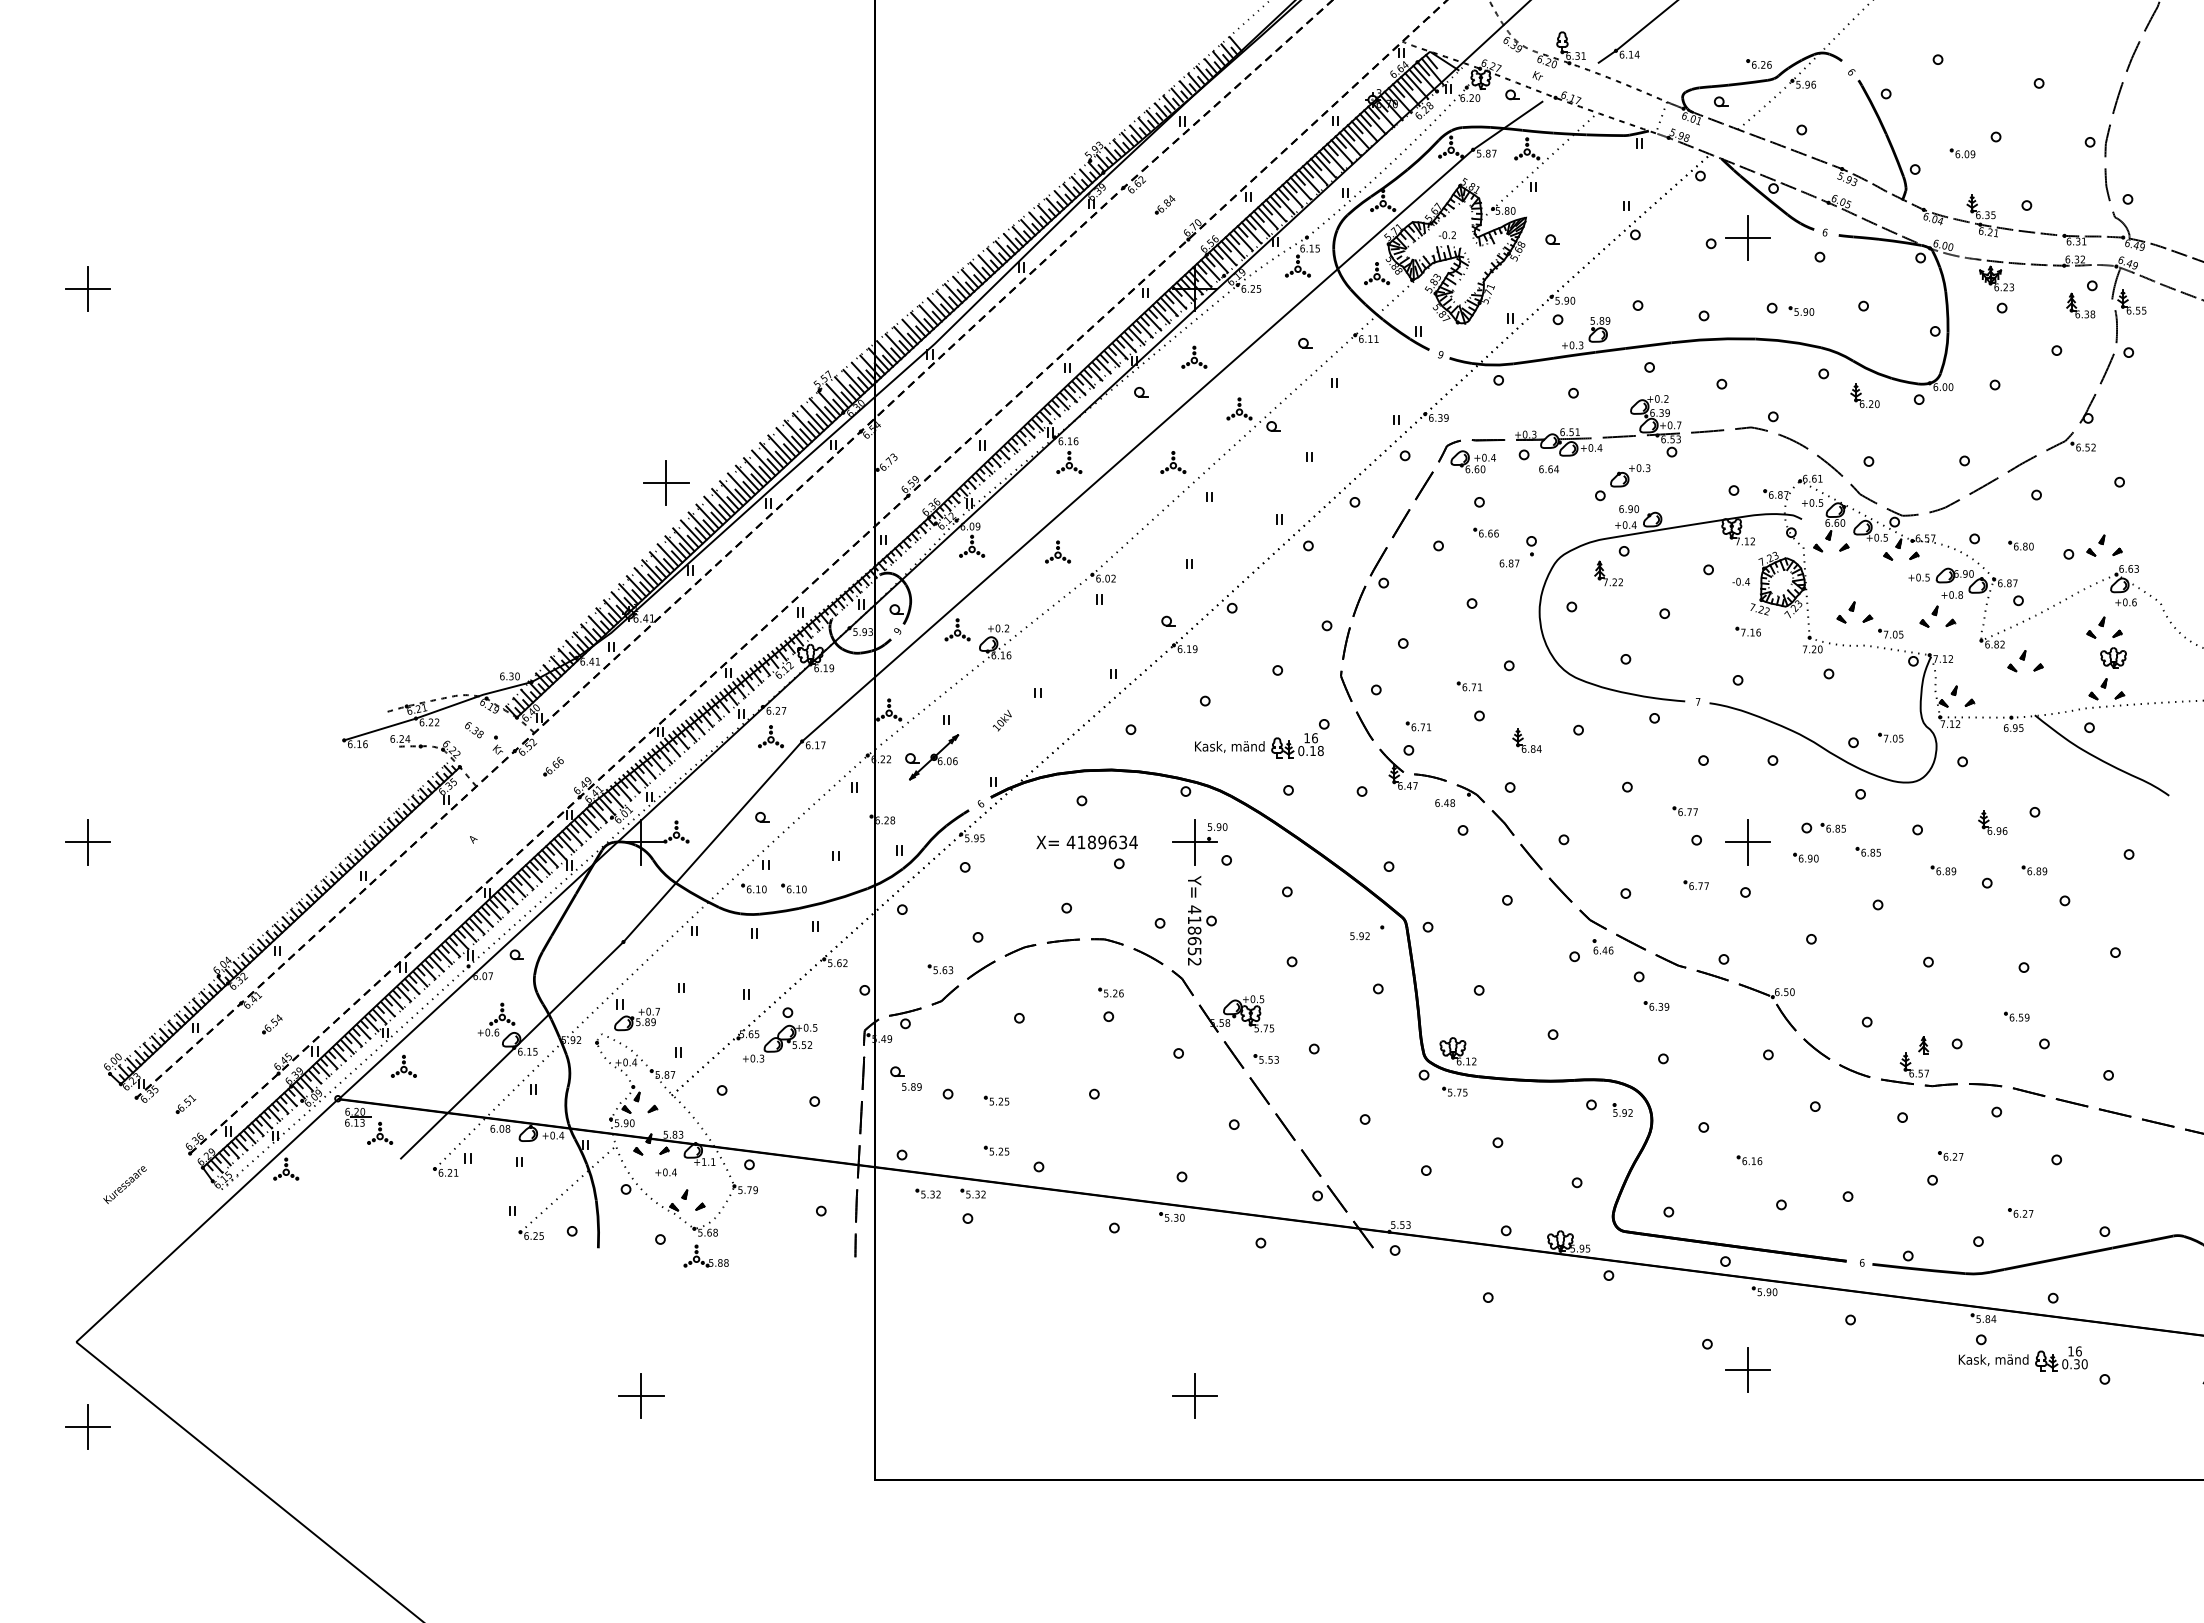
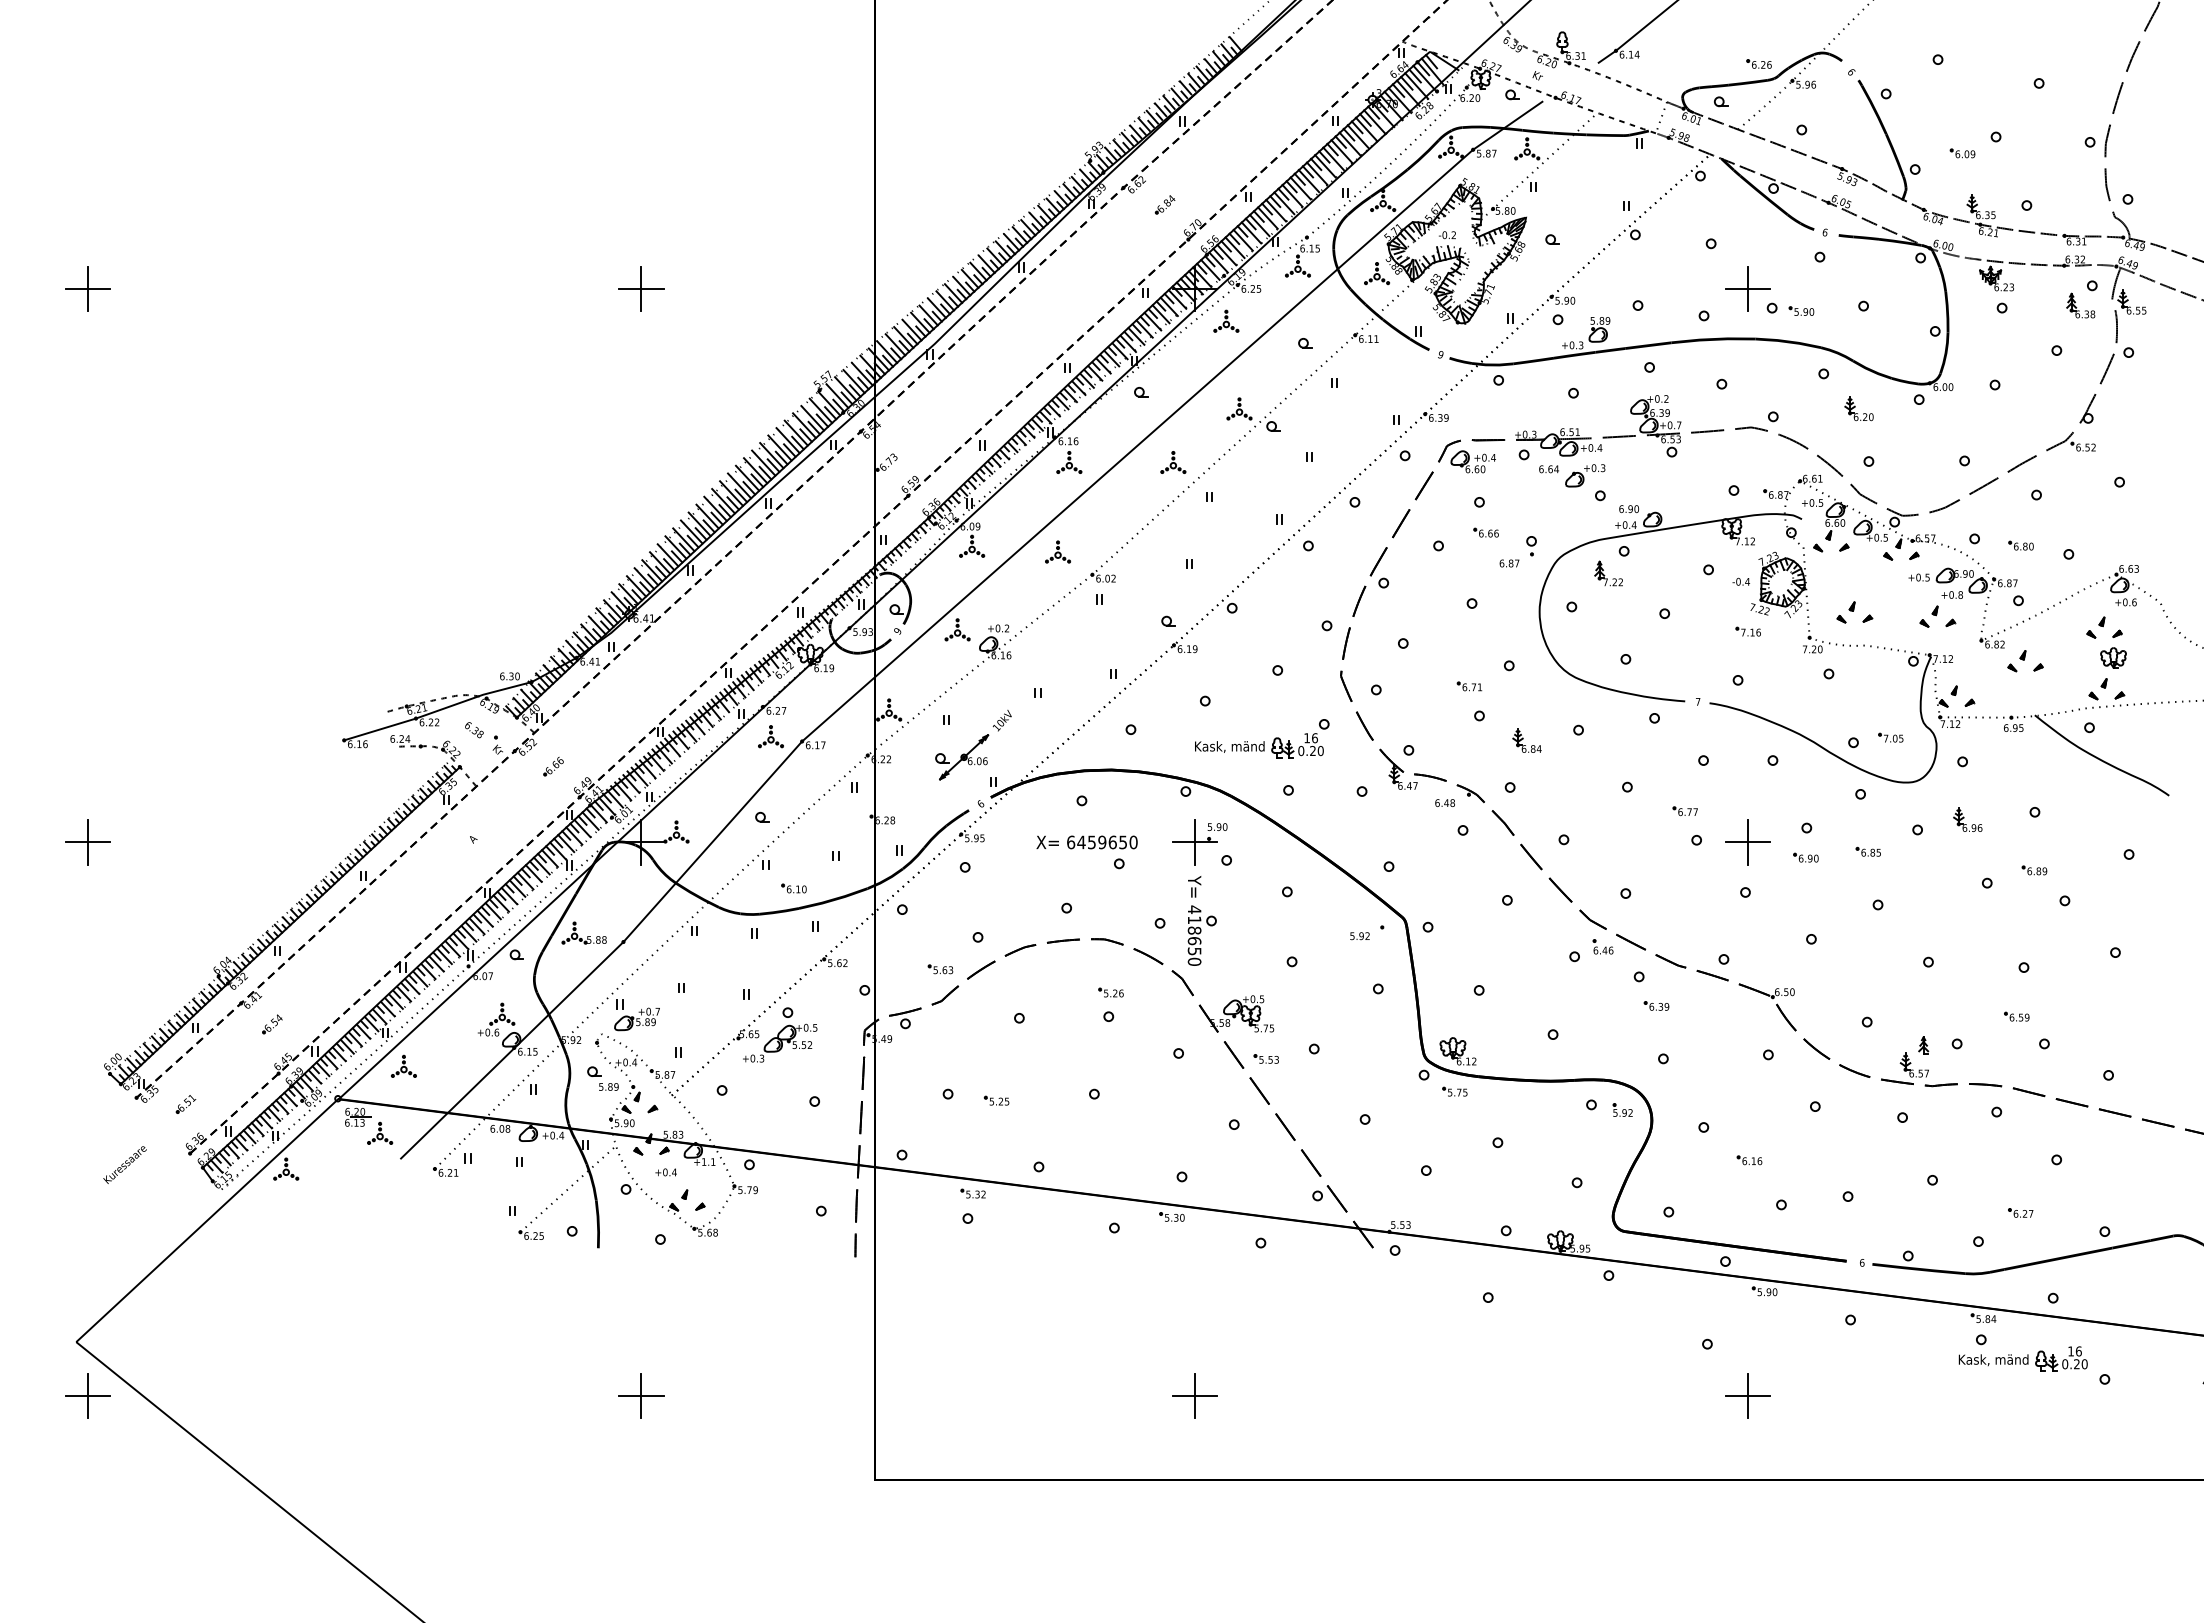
part position: (1747, 237) -> (1747, 288) (1747, 288)
part position: (1194, 356) -> (1226, 320) (1226, 320)
part position: (1864, 395) -> (1858, 408) (1858, 408)
part position: (1630, 475) -> (1585, 475) (1585, 475)
part position: (666, 482) -> (641, 288) (641, 288)
part: present -> none (2104, 545)
part: present -> none (1890, 633)
part: present -> none (1418, 726)
text: 0.18 -> 0.20 (1316, 750)
part position: (932, 757) -> (962, 757) (962, 757)
part position: (1992, 822) -> (1967, 819) (1967, 819)
part: present -> none (1832, 827)
text: 4189634 -> 6459650 (1101, 842)
part: present -> none (1943, 870)
part: present -> none (1695, 885)
part: present -> none (753, 888)
text: 418652 -> 418650 (1194, 961)
part position: (905, 1078) -> (602, 1078) (602, 1078)
part: present -> none (996, 1150)
part: present -> none (1950, 1155)
text position: (124, 1184) -> (124, 1164) (124, 1164)
part: present -> none (927, 1193)
part position: (705, 1255) -> (583, 932) (583, 932)
text: 0.30 -> 0.20 (2076, 1364)
part position: (1747, 1369) -> (1747, 1395) (1747, 1395)
part position: (87, 1426) -> (87, 1395) (87, 1395)
